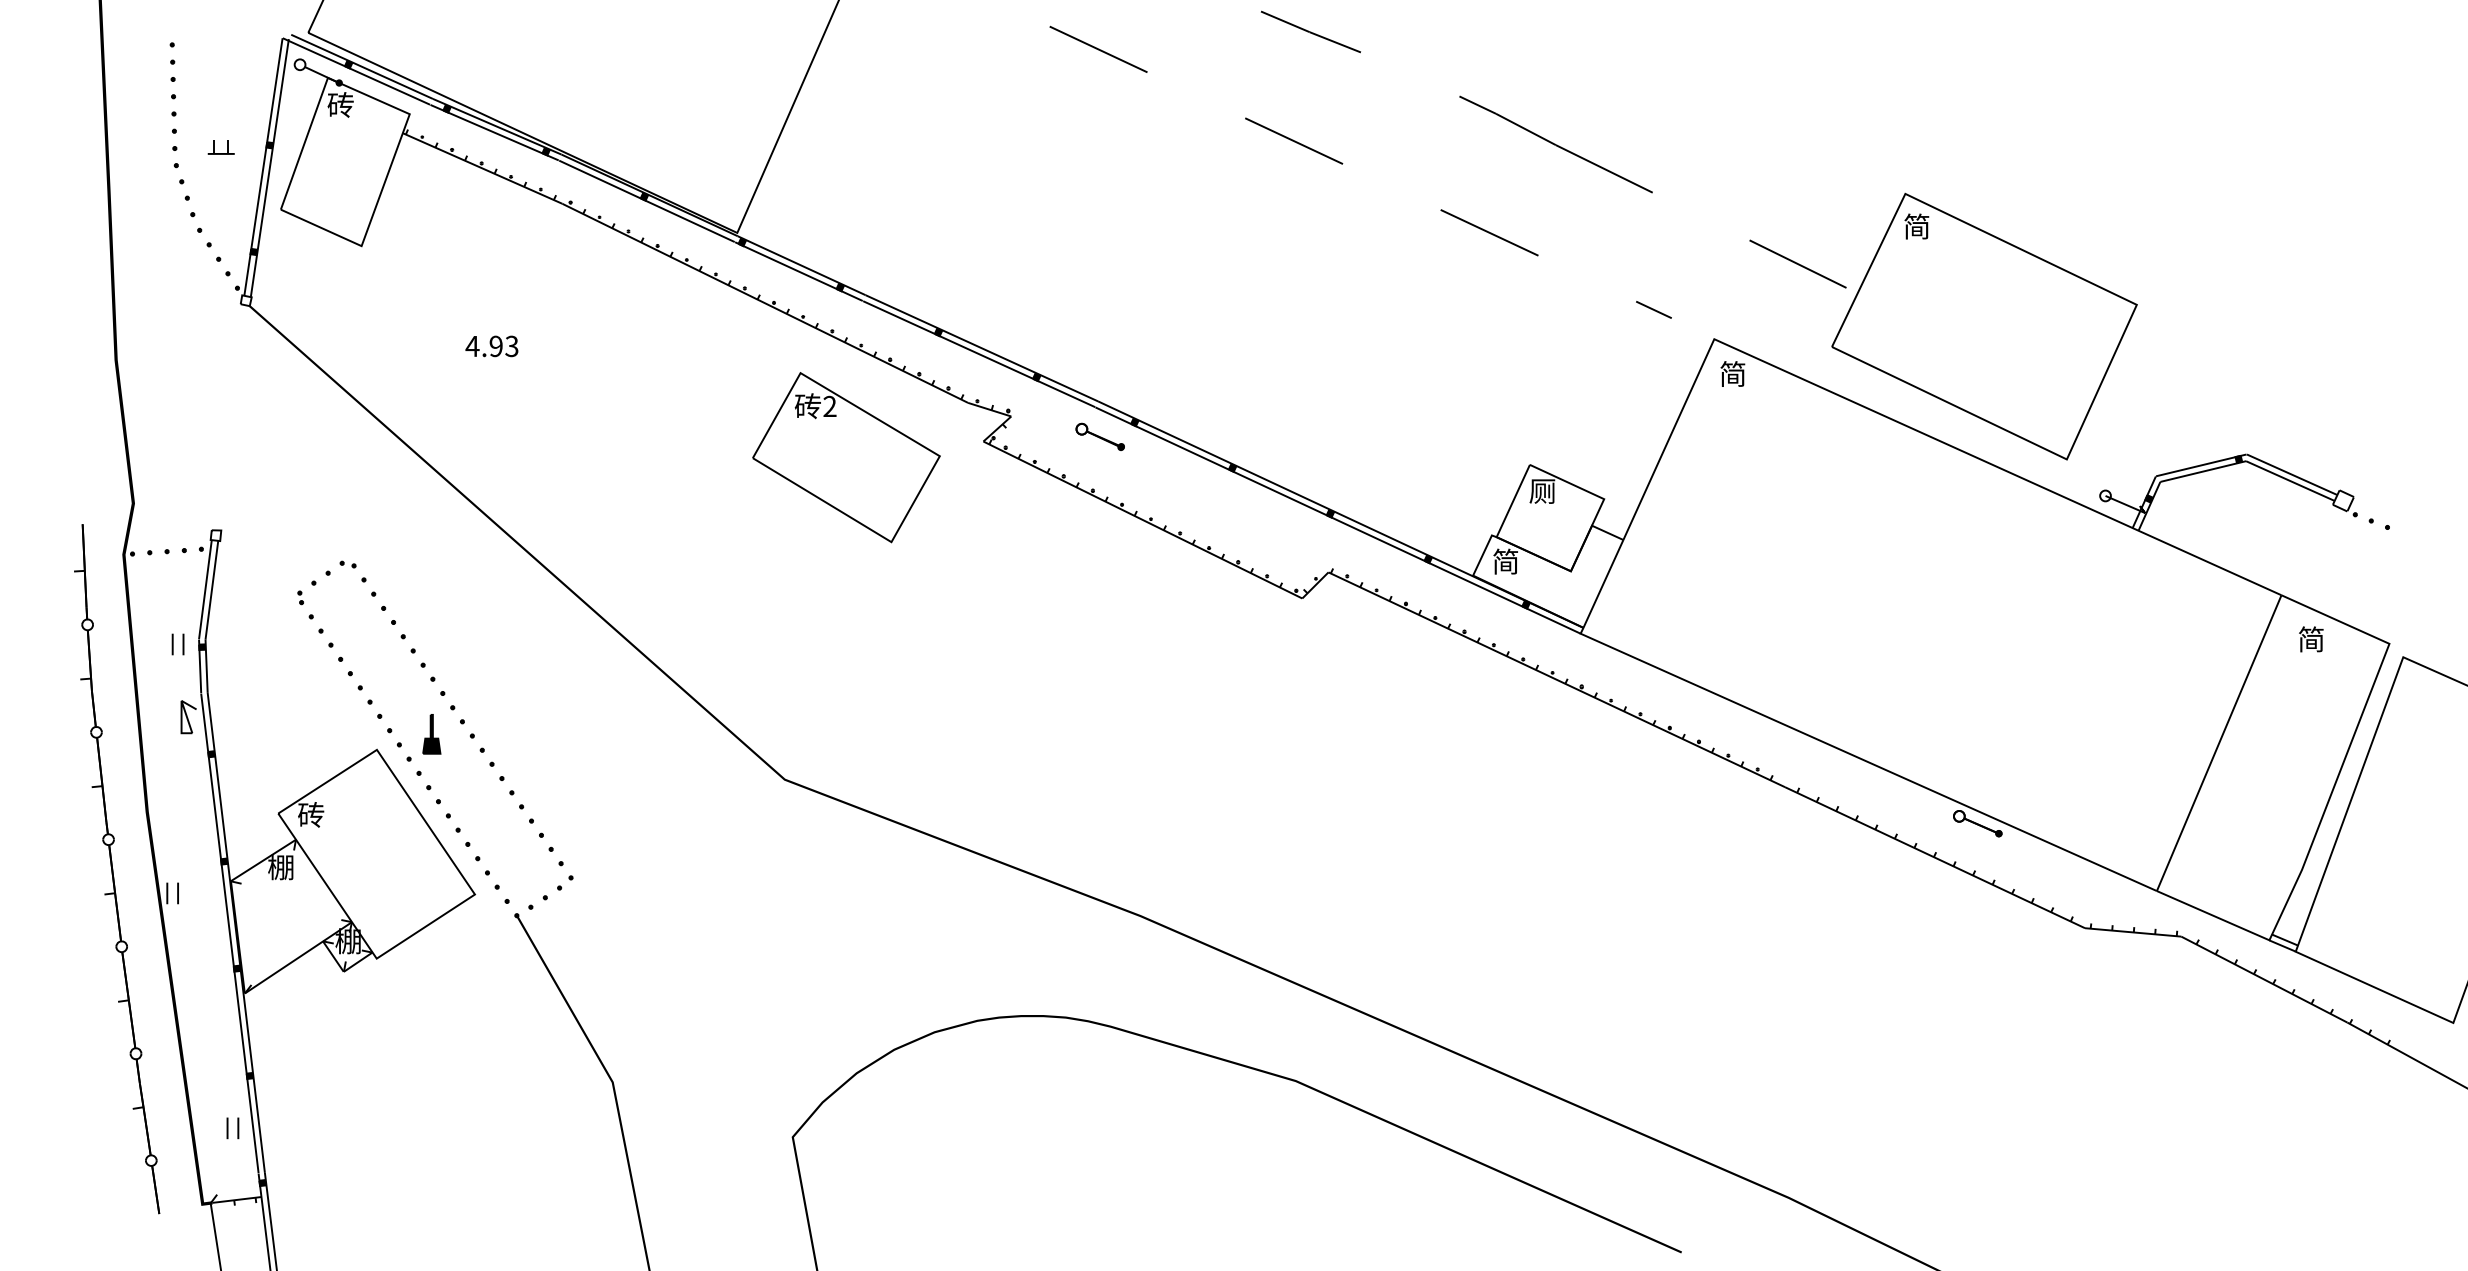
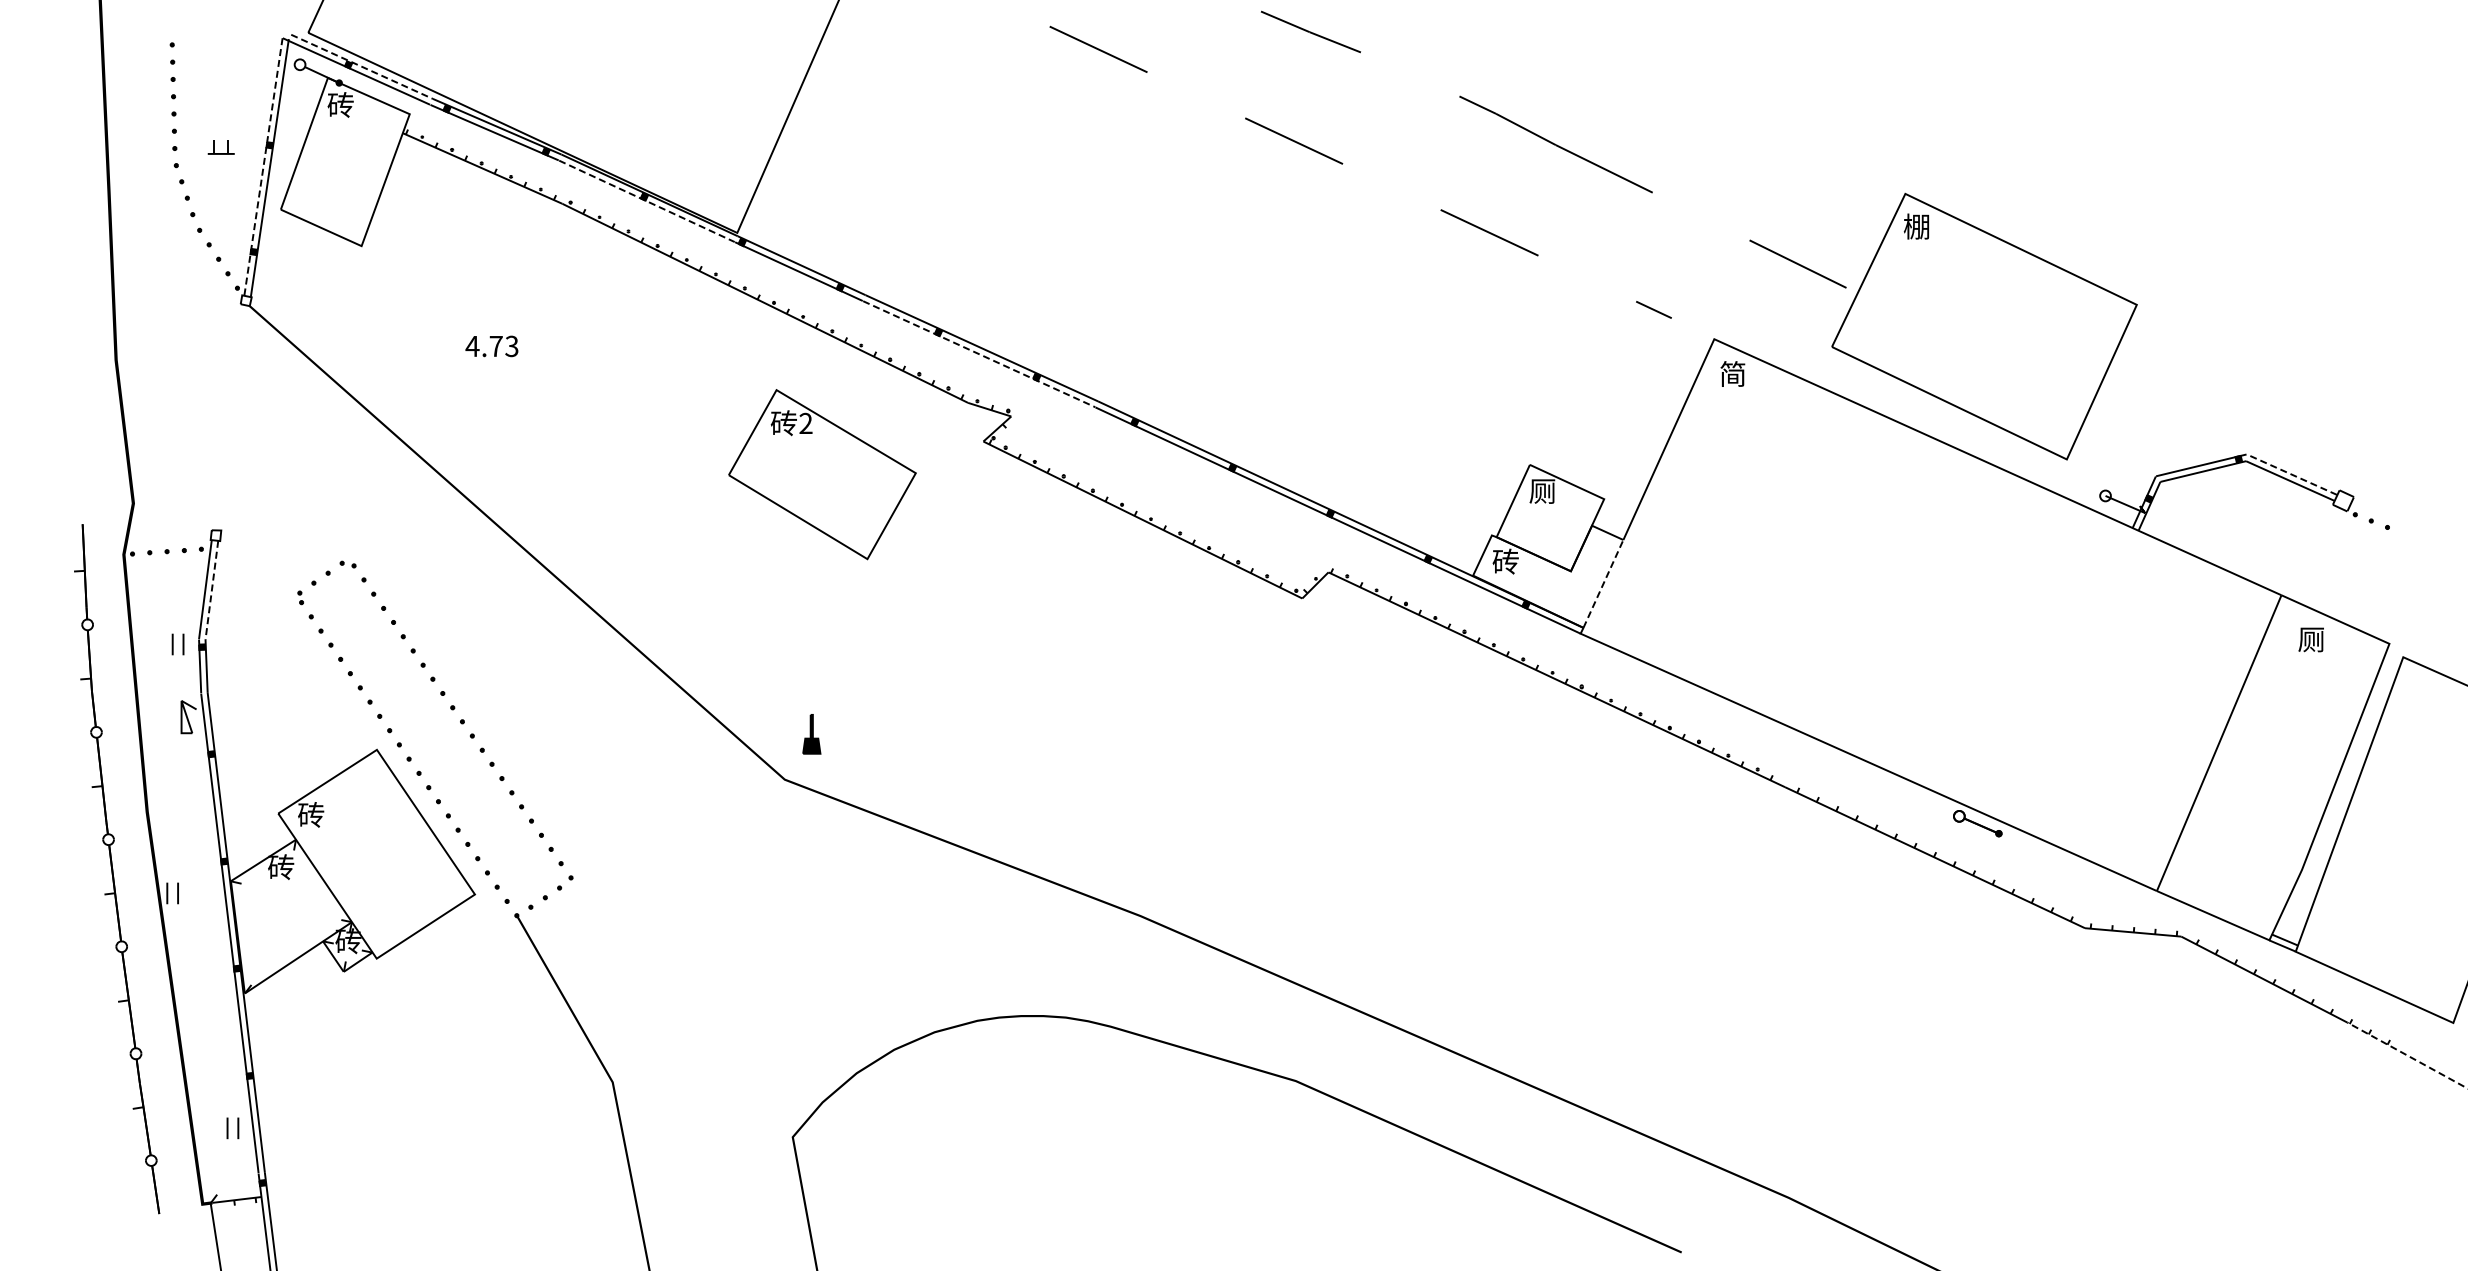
line: solid -> dashed (362, 66)
line: solid -> dashed (263, 167)
line: solid -> dashed (646, 201)
text: 简 -> 棚 (1916, 226)
text: 4.93 -> 4.73 (495, 346)
line: solid -> dashed (979, 354)
part: present -> none (1099, 436)
part position: (846, 457) -> (822, 474) (822, 474)
line: solid -> dashed (2291, 474)
text: 简 -> 砖 (1505, 561)
line: solid -> dashed (1603, 583)
line: solid -> dashed (211, 590)
text: 简 -> 厕 (2310, 639)
part position: (431, 734) -> (811, 734) (811, 734)
text: 棚 -> 砖 (281, 867)
text: 棚 -> 砖 (348, 941)
line: solid -> dashed (2406, 1055)
